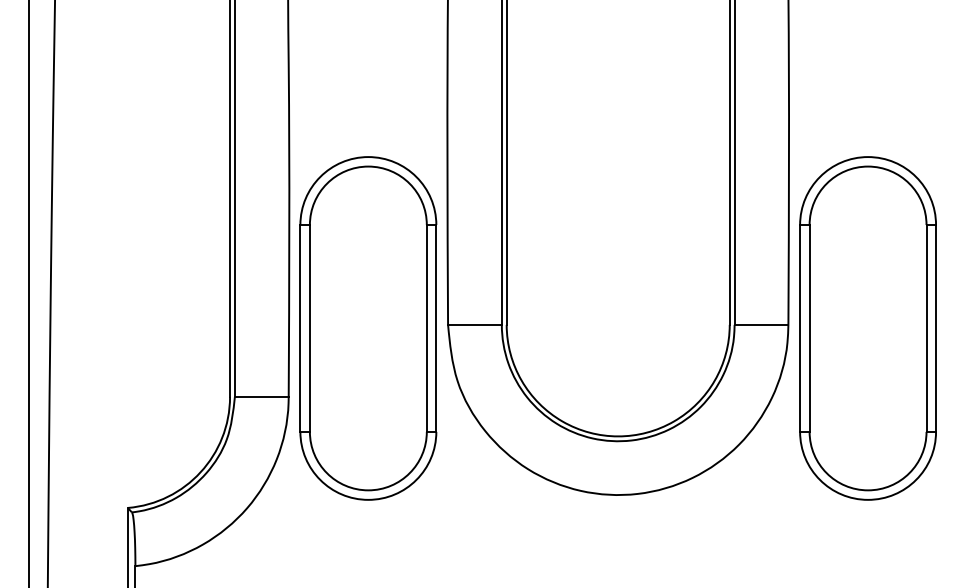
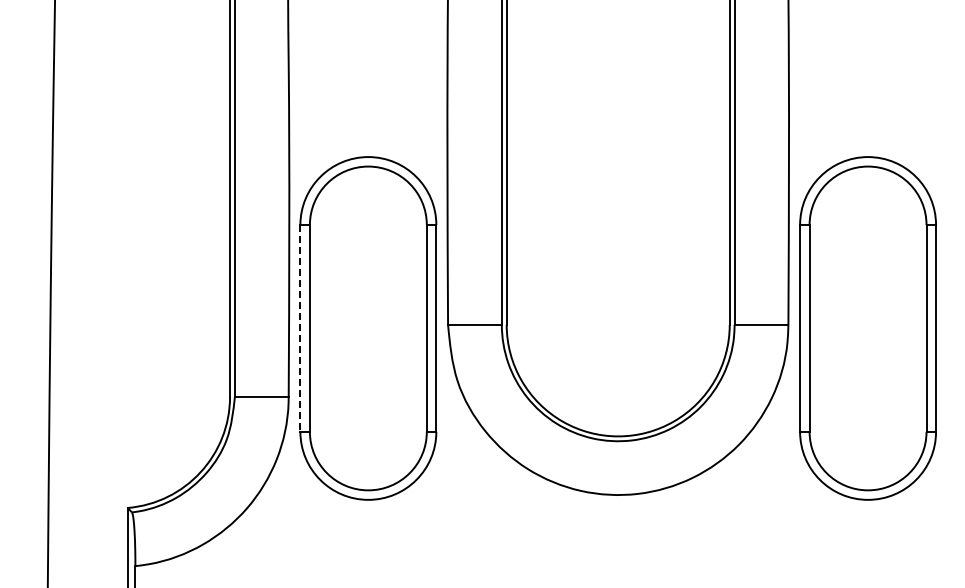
line: present -> none (28, 293)
line: solid -> dashed (300, 328)
